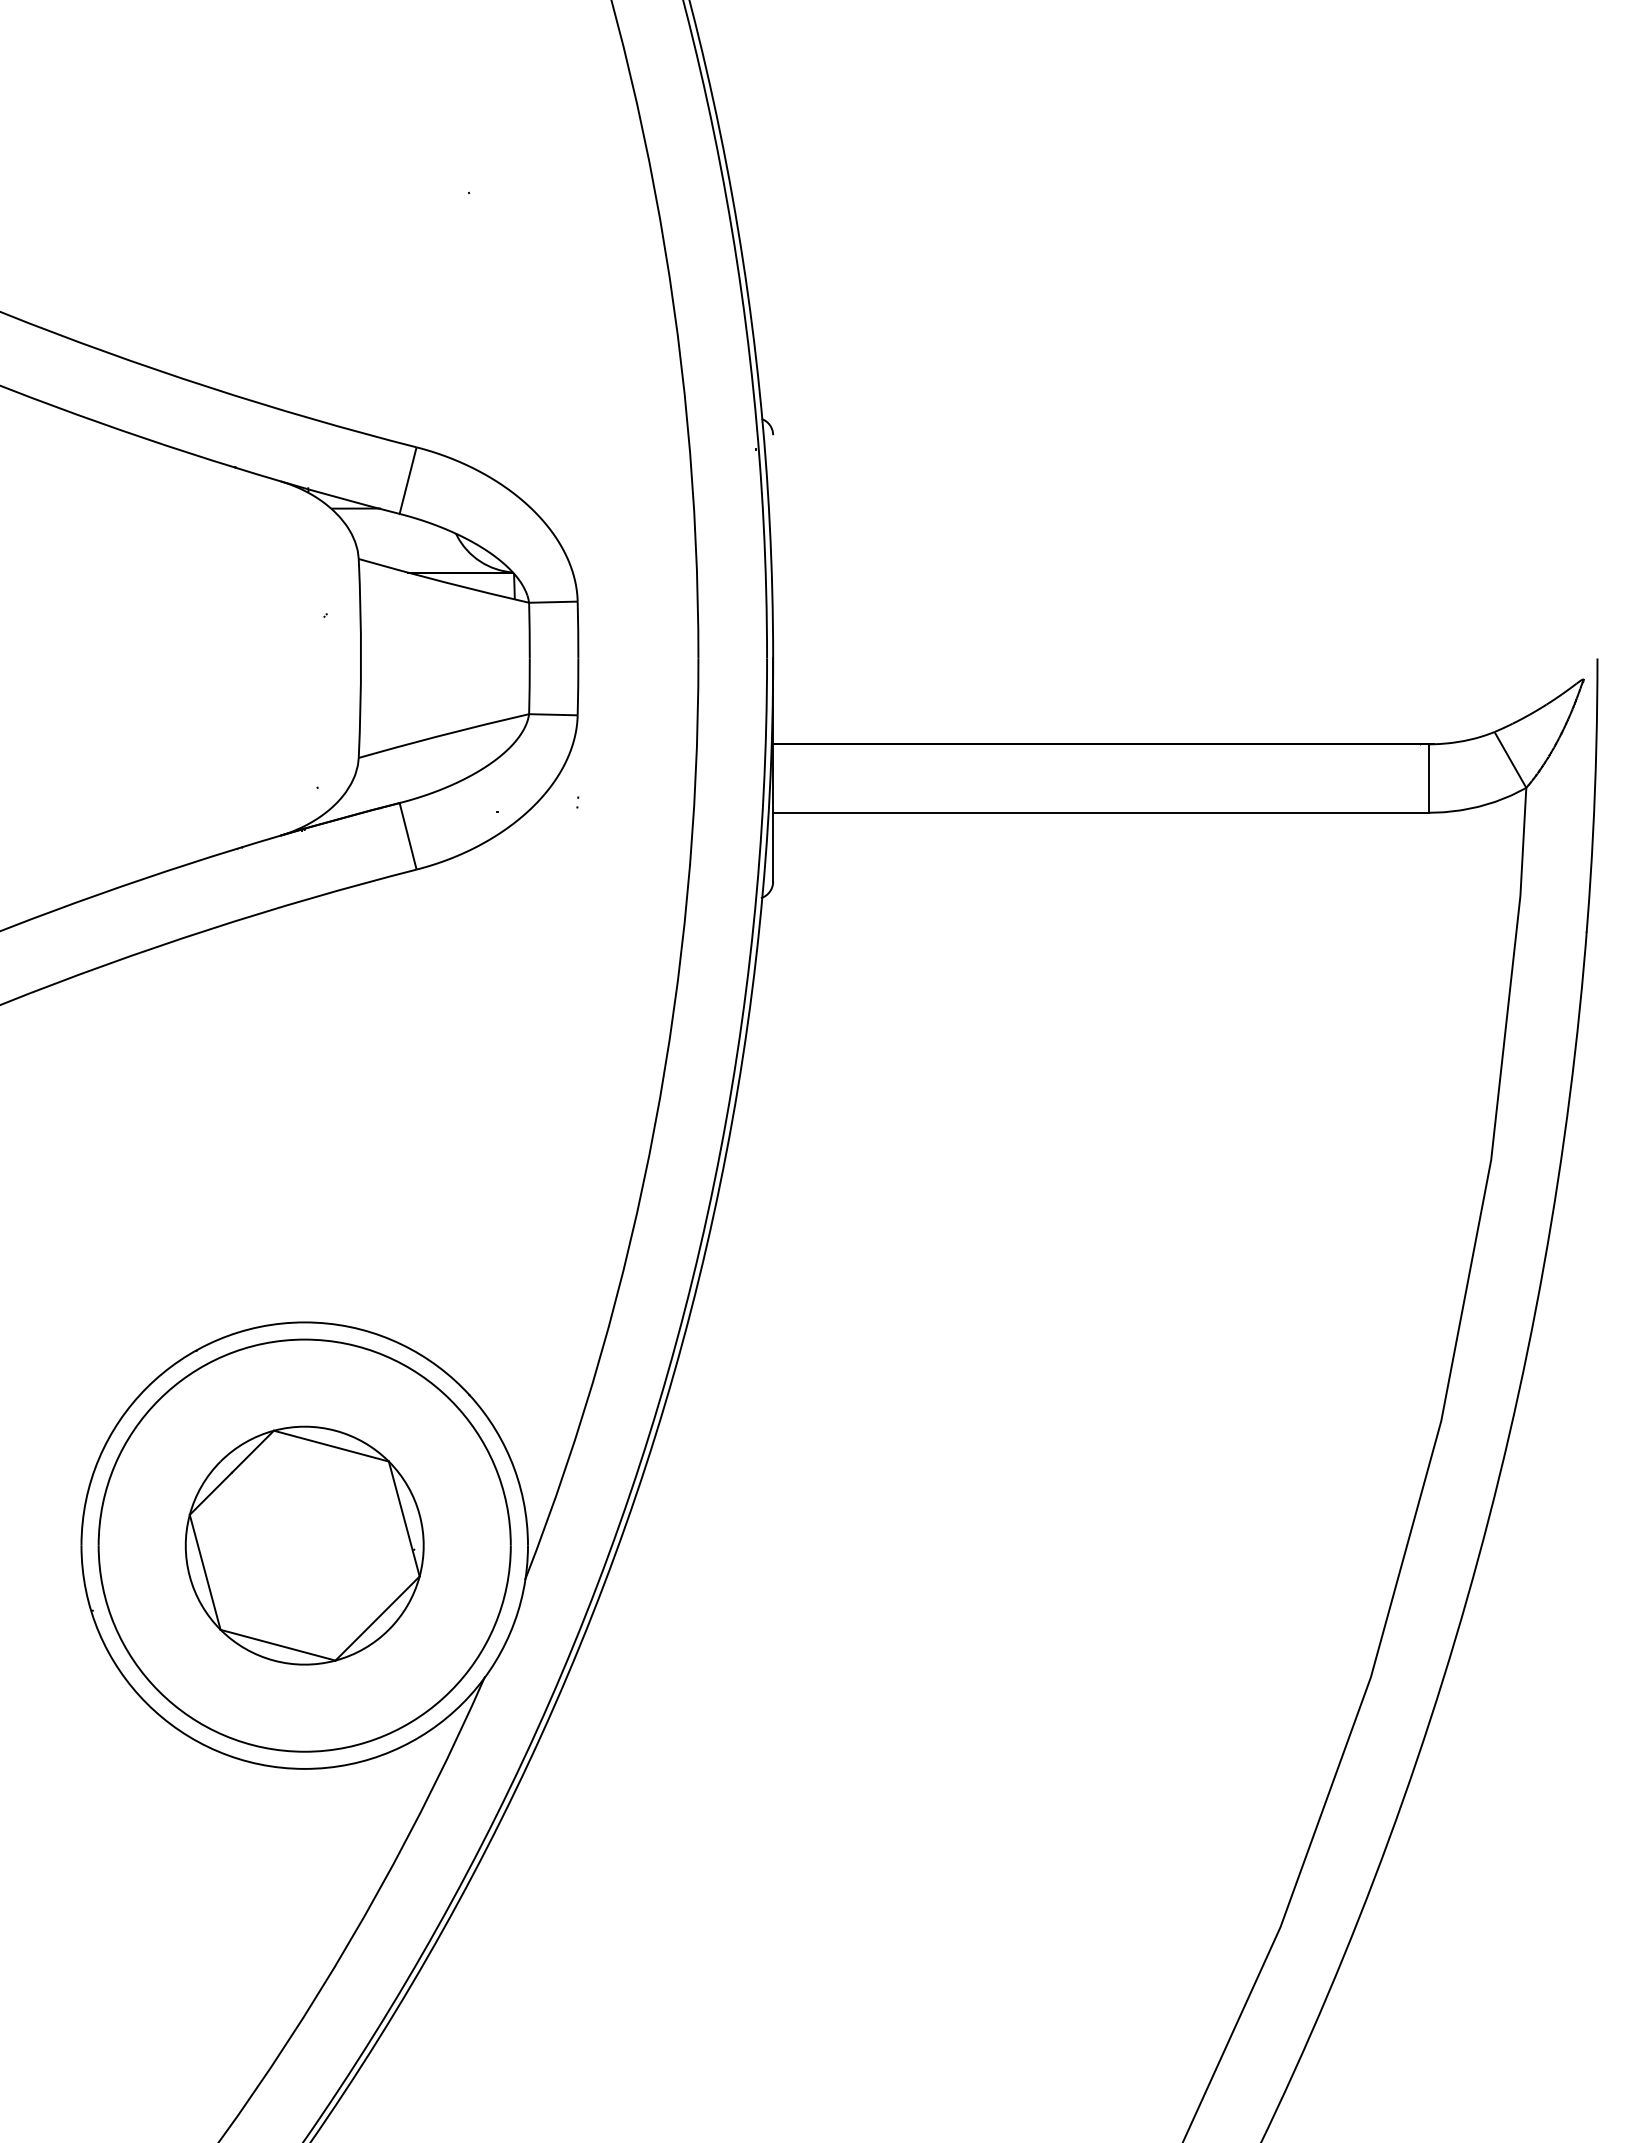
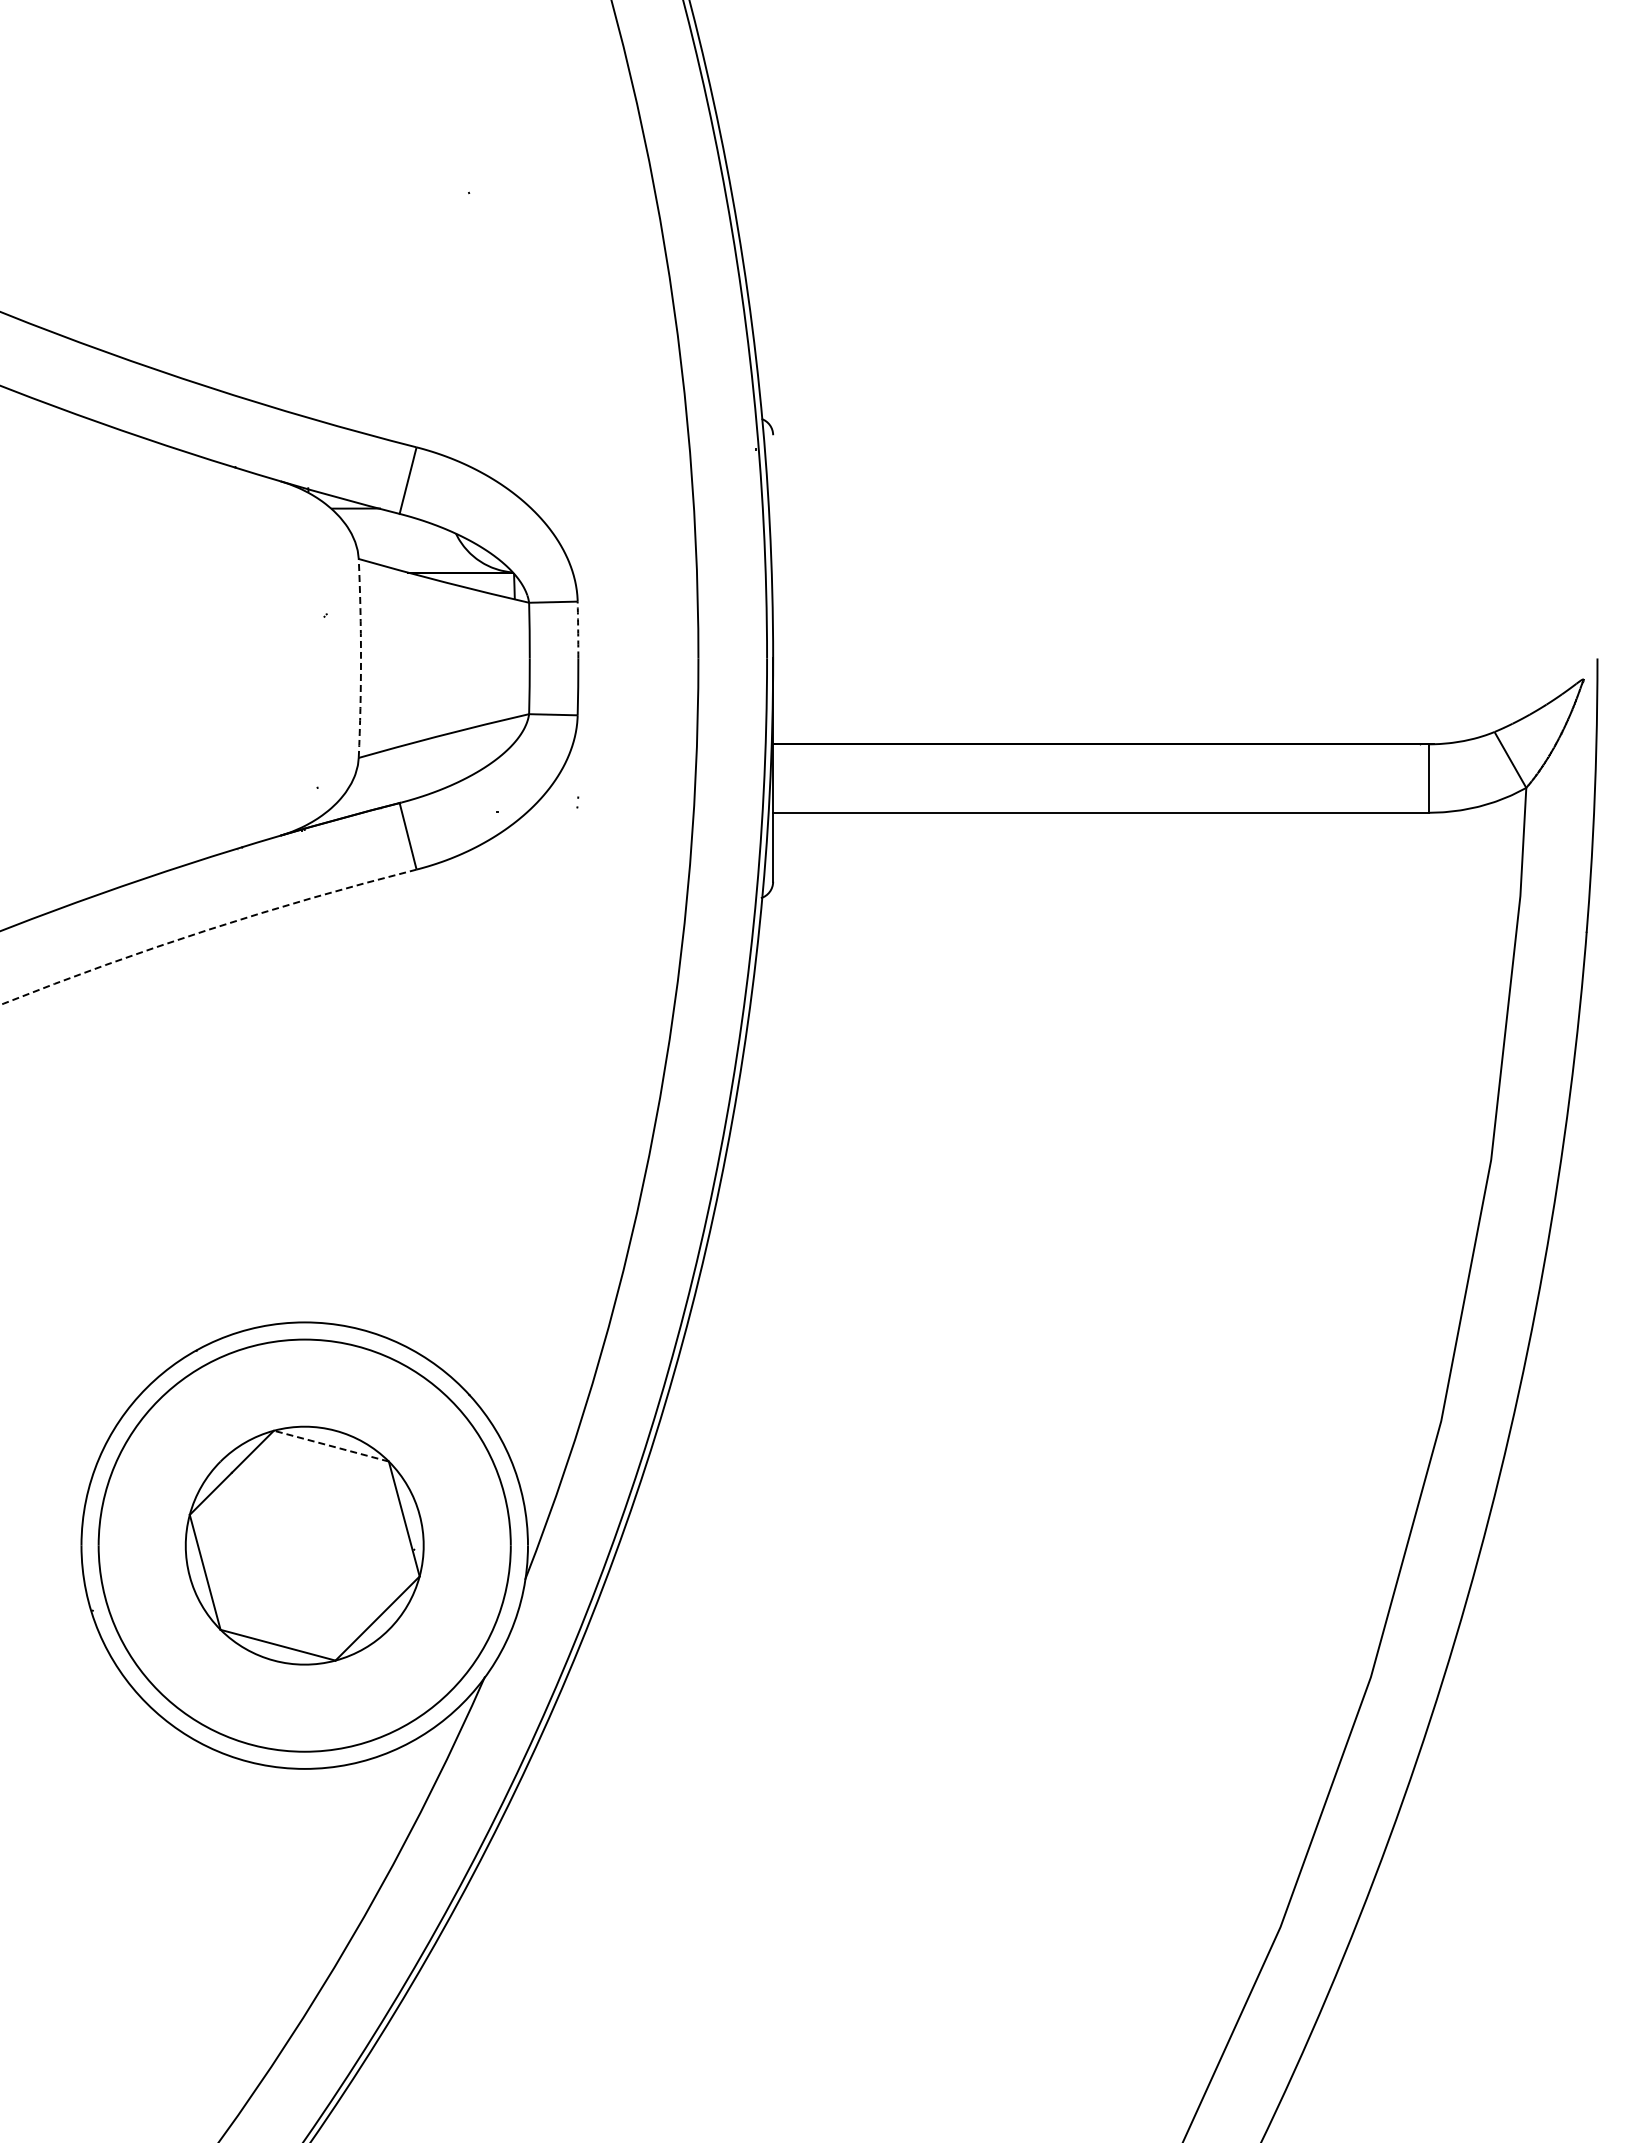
arc: solid -> dashed (578, 630)
arc: solid -> dashed (361, 658)
arc: solid -> dashed (206, 930)
line: solid -> dashed (330, 1446)
